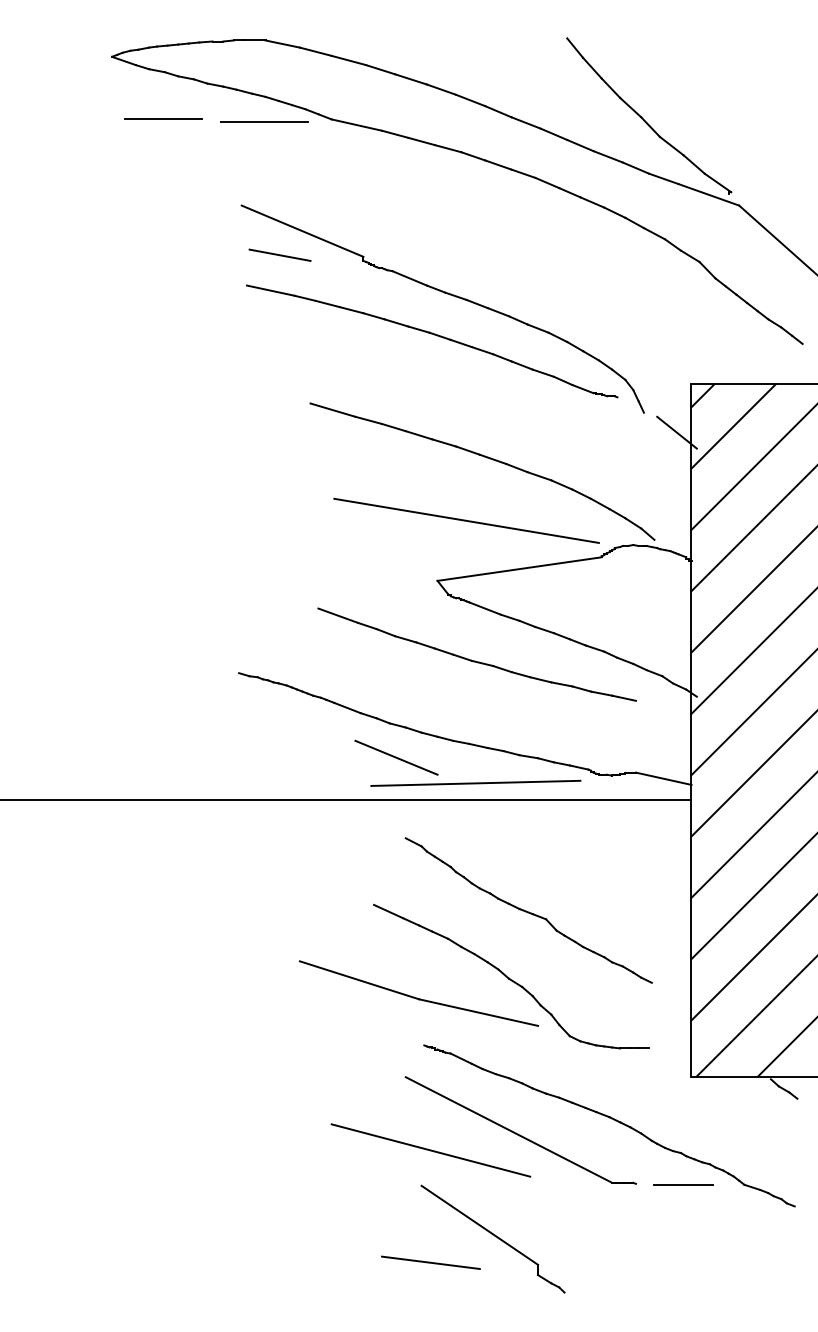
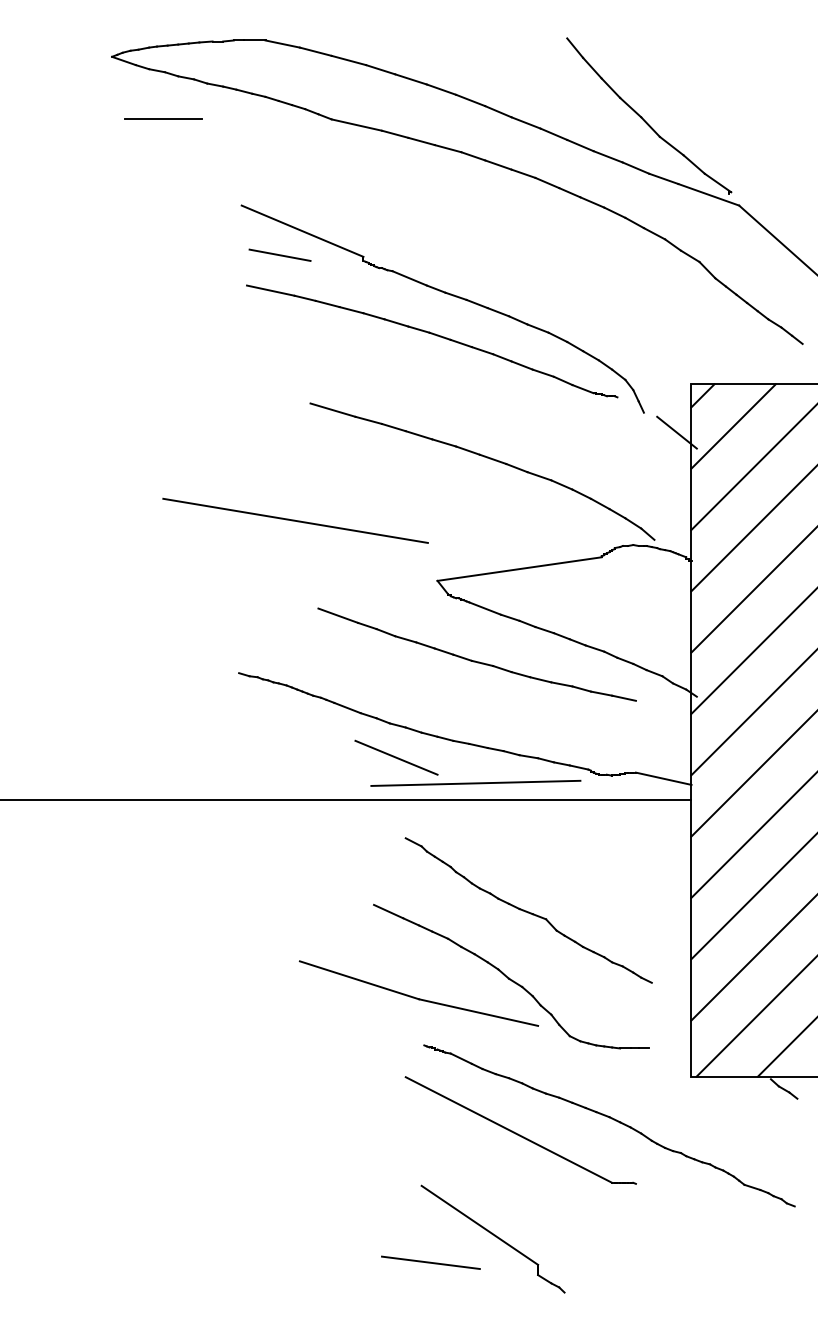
line: present -> none (263, 122)
line position: (466, 520) -> (295, 520) (295, 520)
line: present -> none (430, 1150)
line: present -> none (683, 1184)
